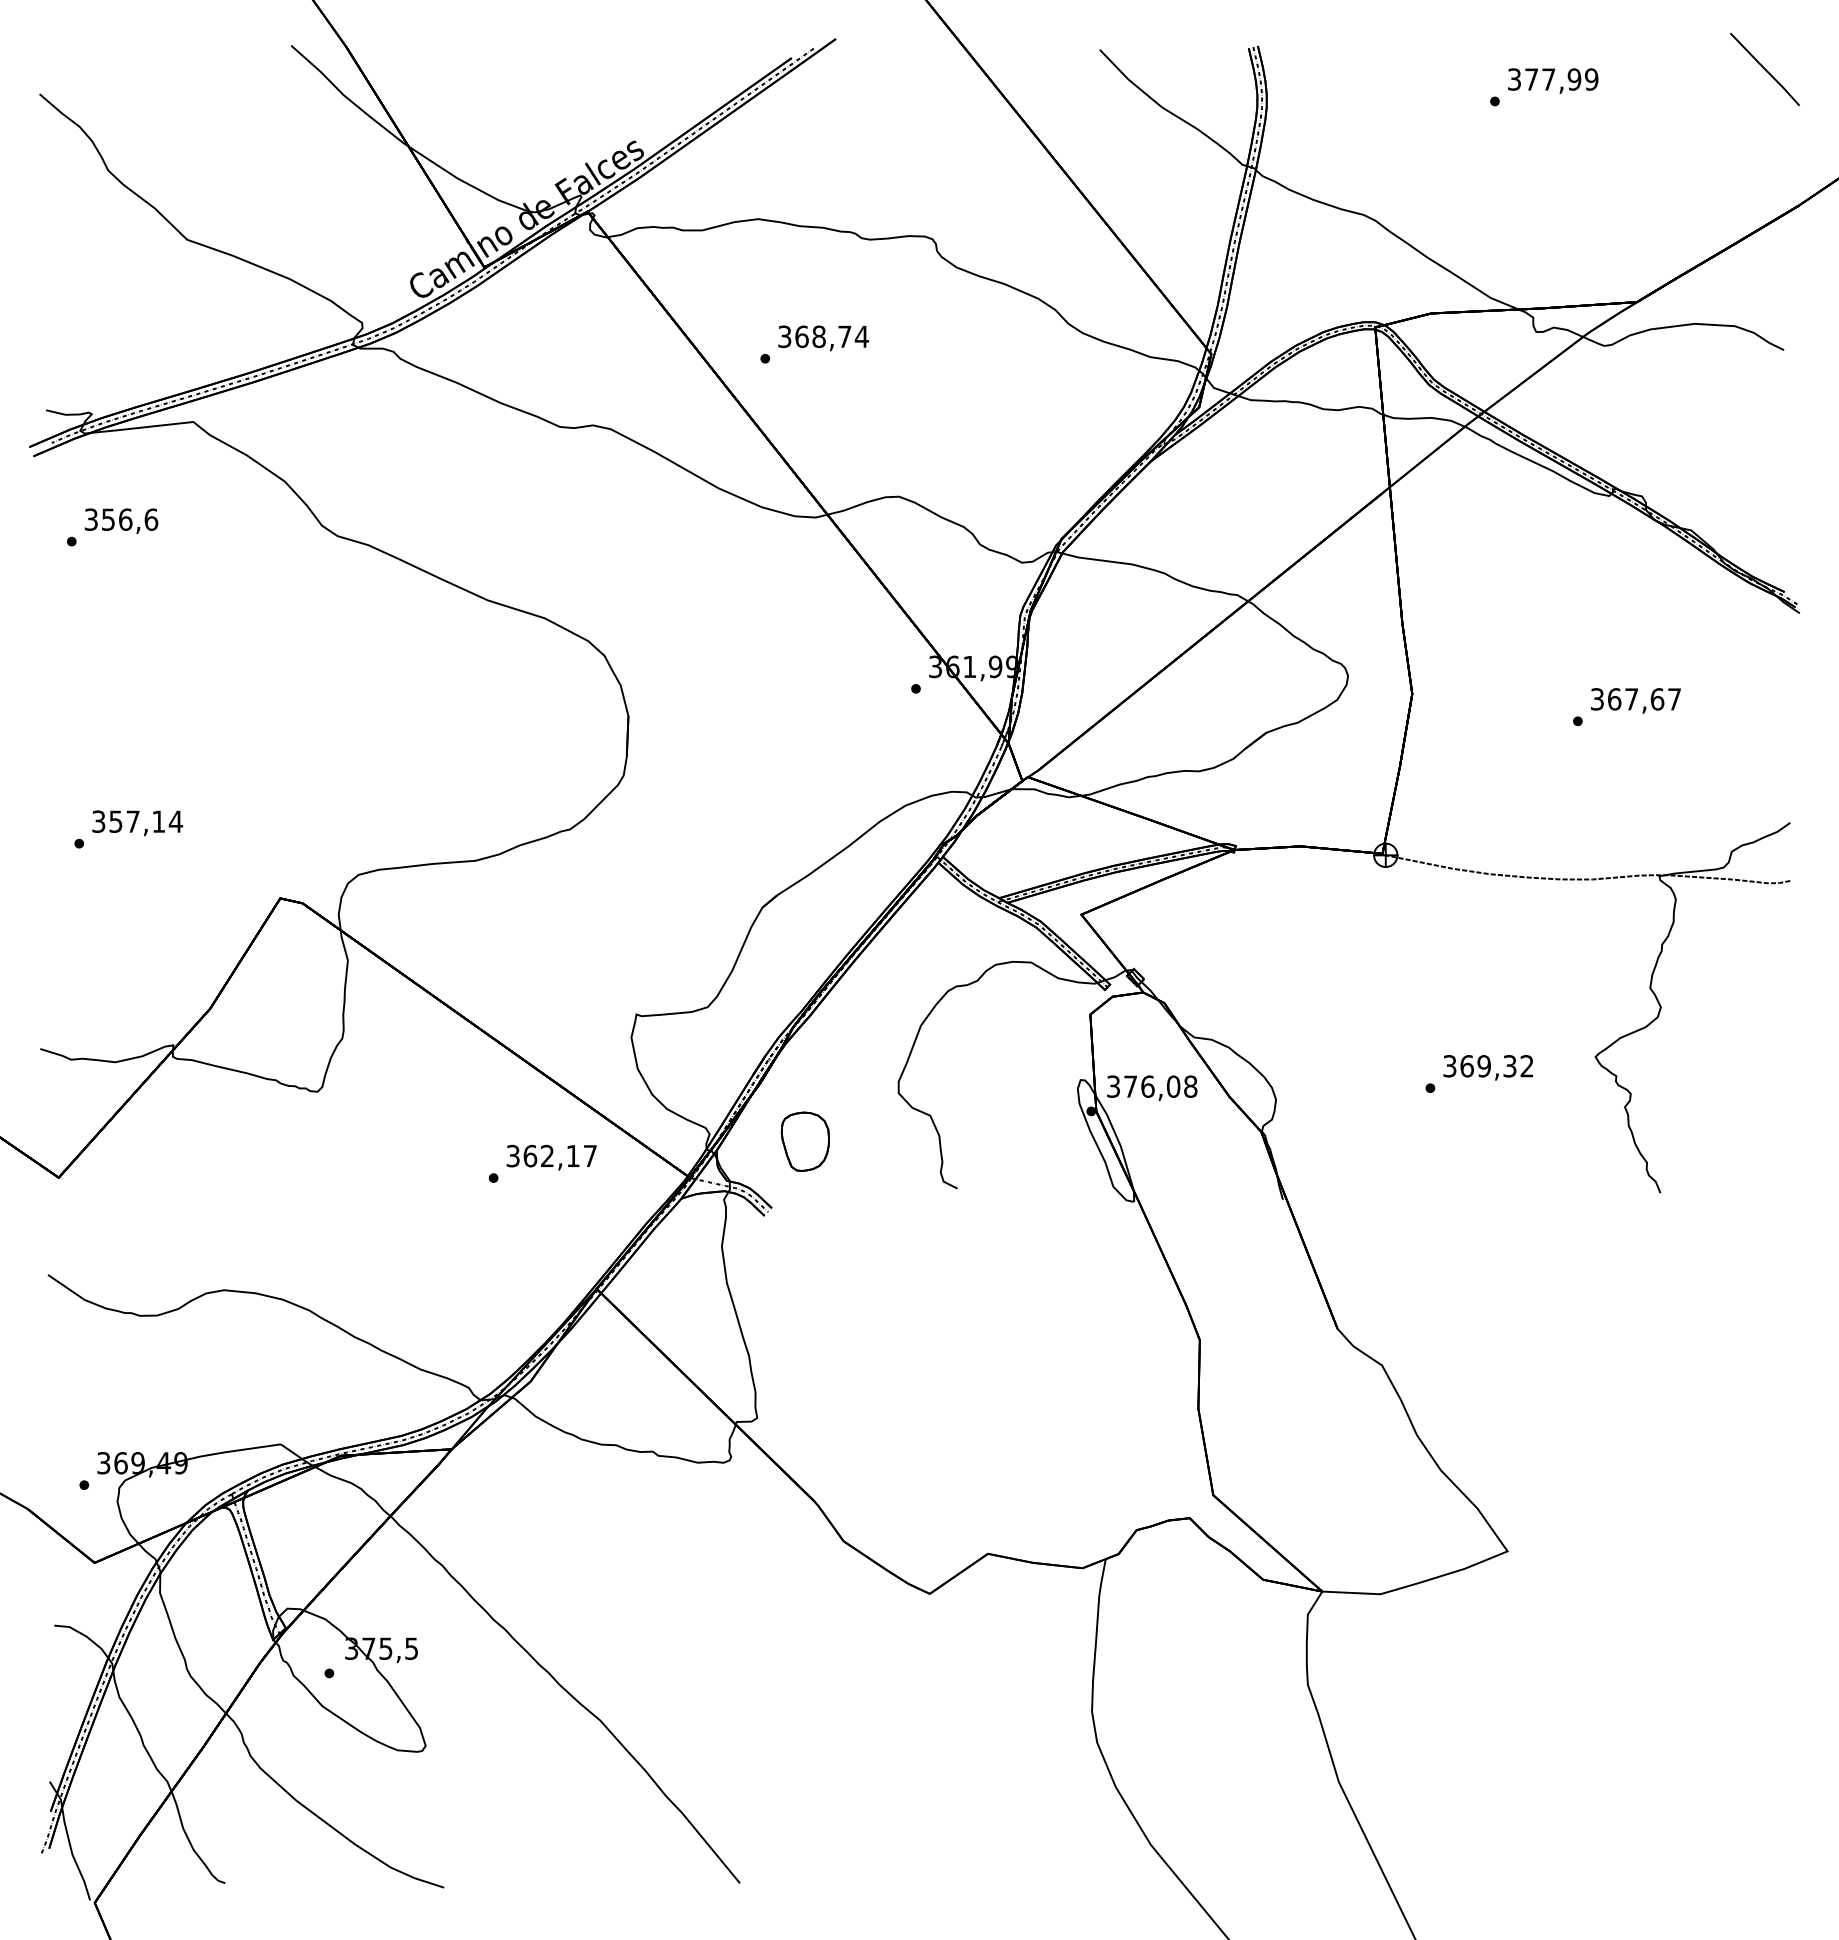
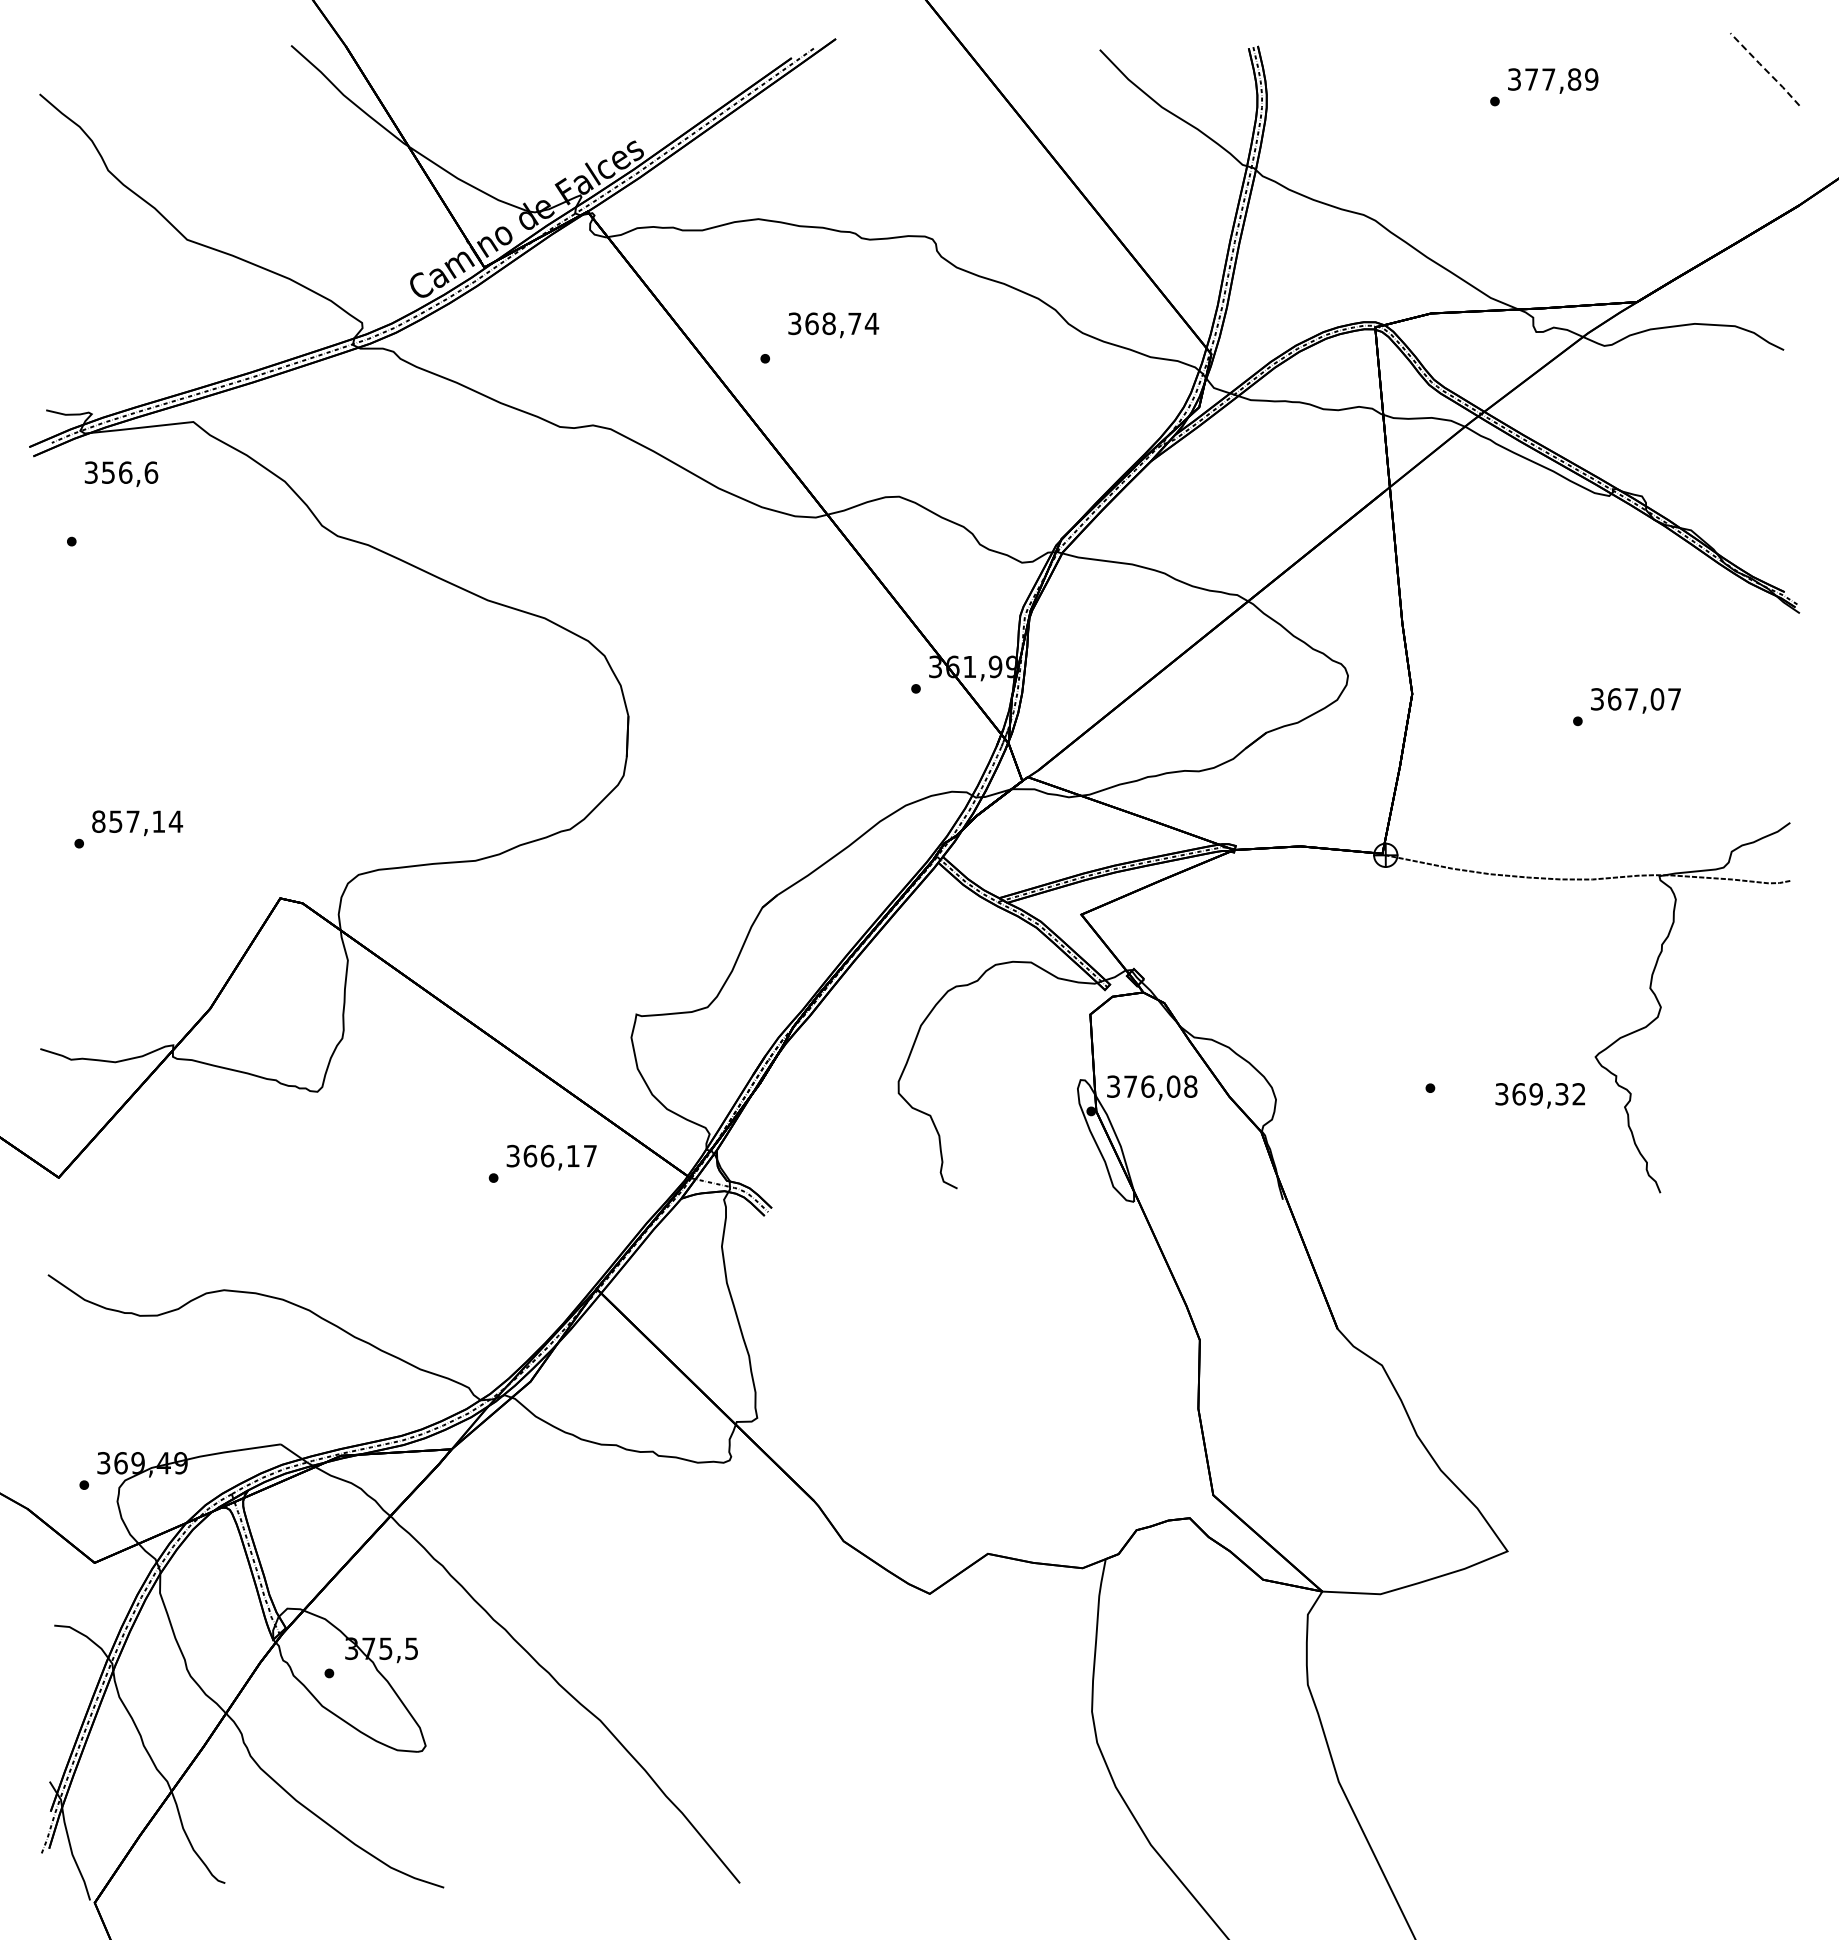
line: solid -> dashed (1765, 69)
text: 377,99 -> 377,89 (1574, 79)
text position: (823, 338) -> (833, 325) (833, 325)
text position: (121, 520) -> (121, 473) (121, 473)
text: 367,67 -> 367,07 (1657, 699)
text: 357,14 -> 857,14 (98, 821)
text position: (1487, 1067) -> (1539, 1095) (1539, 1095)
part: present -> none (804, 1141)
text: 362,17 -> 366,17 (547, 1155)
